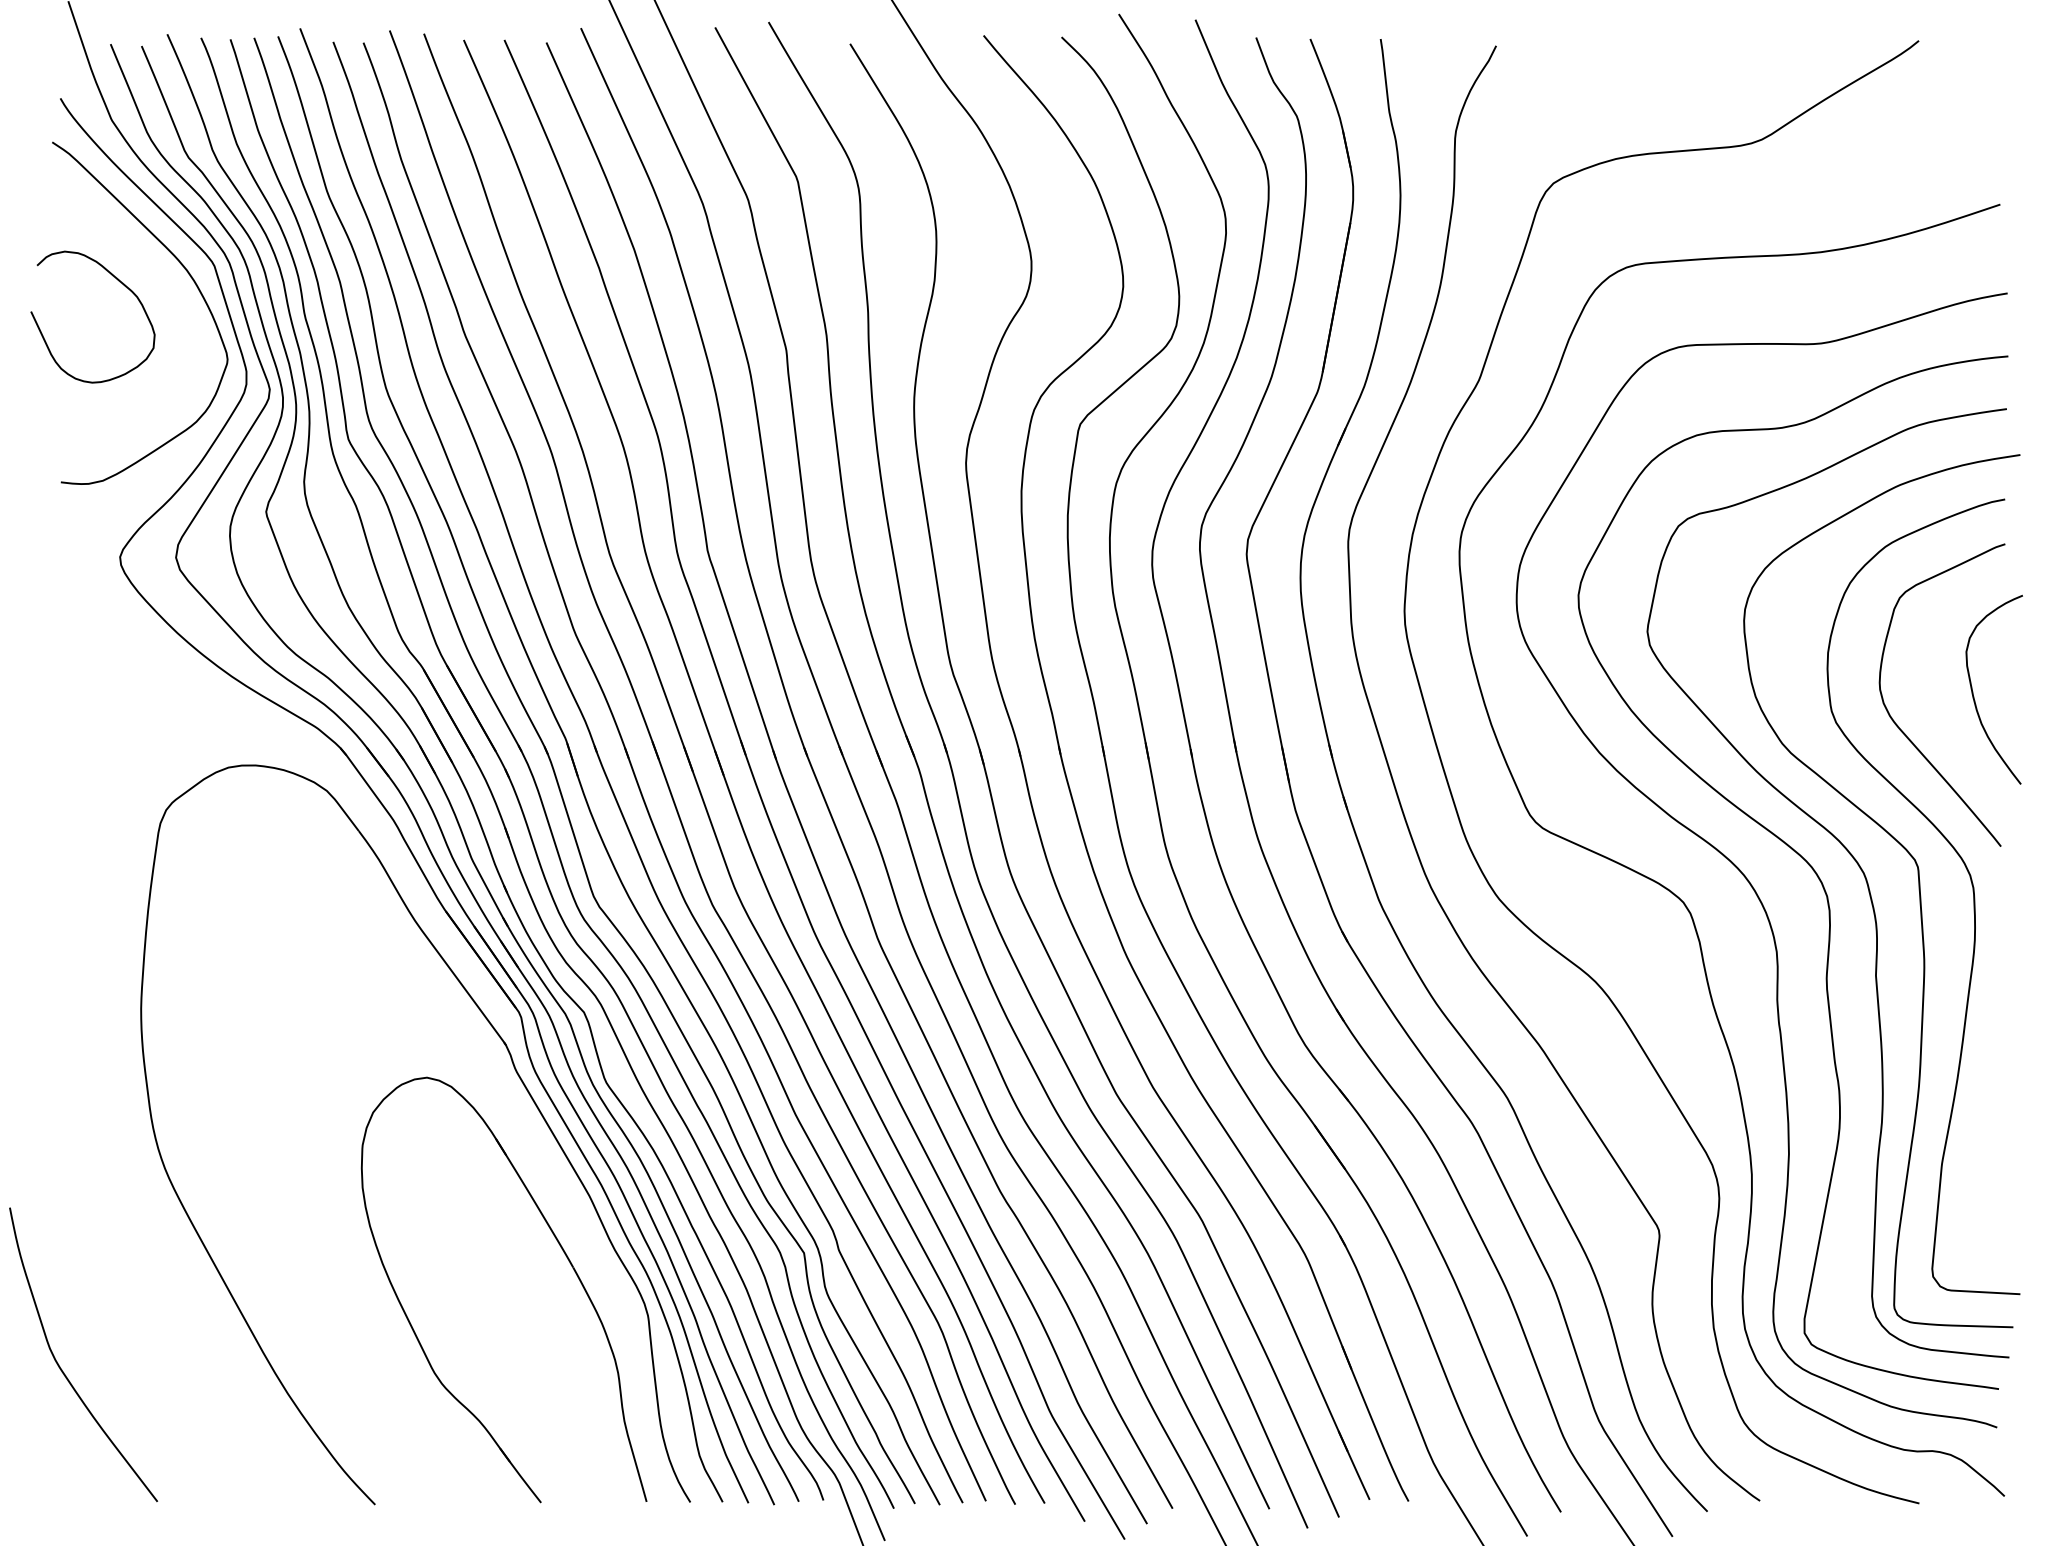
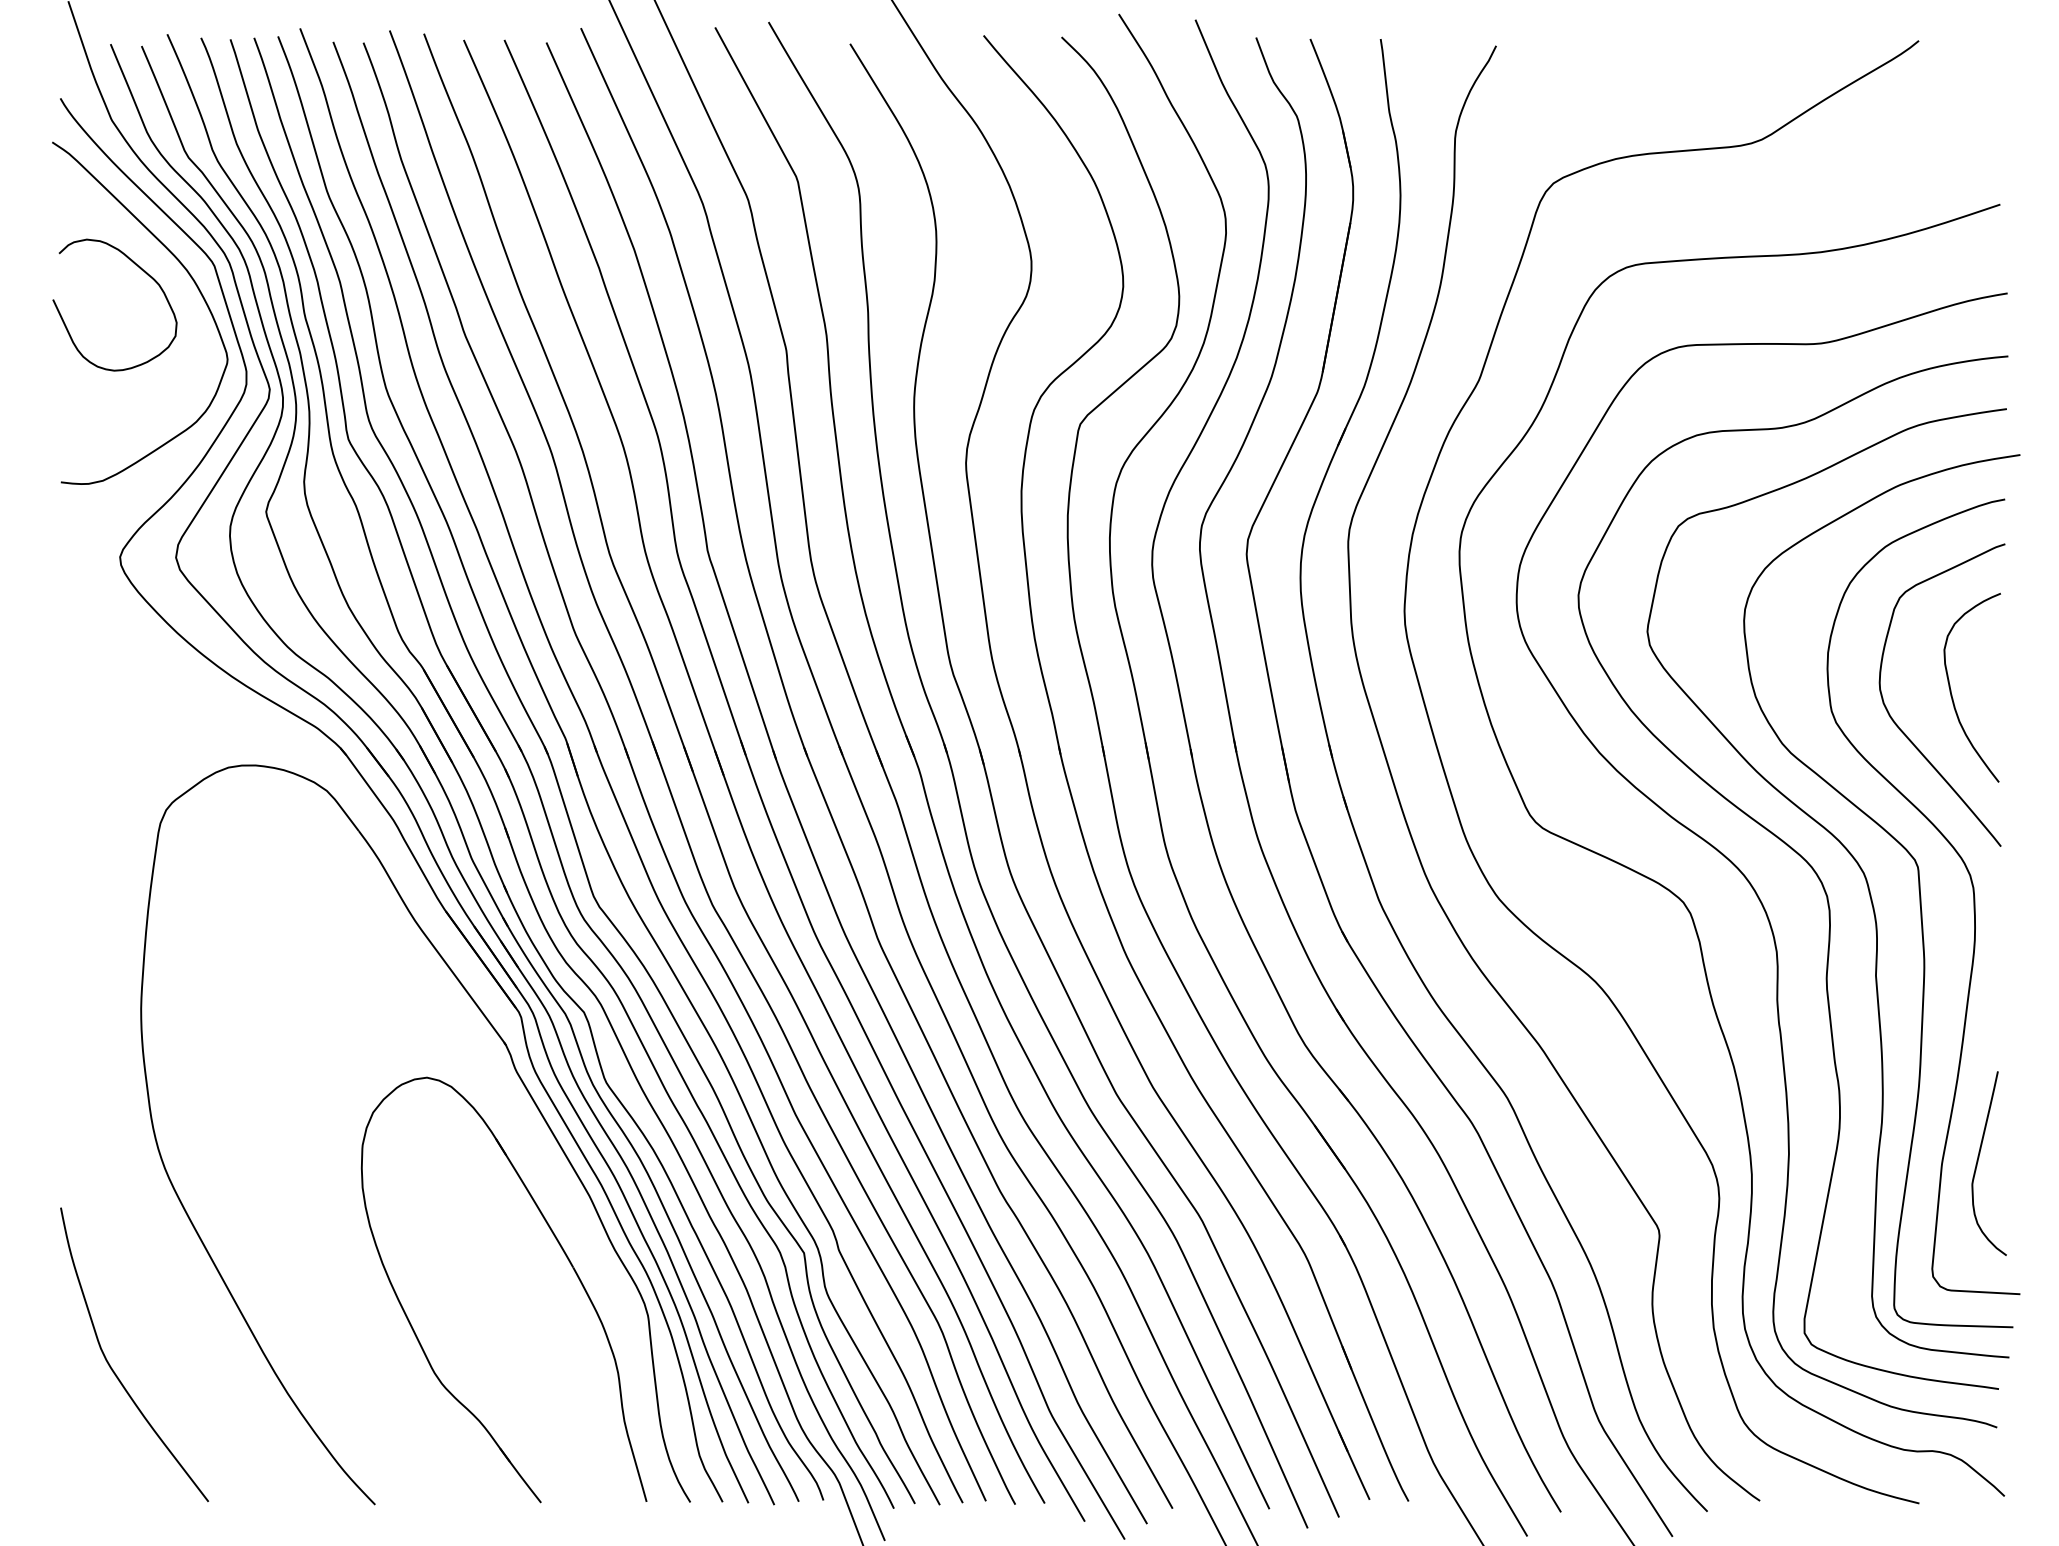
curve position: (119, 282) -> (141, 270) (141, 270)
curve position: (1973, 691) -> (1951, 689) (1951, 689)
curve: none -> present (1978, 1162)
curve position: (62, 1369) -> (113, 1369) (113, 1369)
